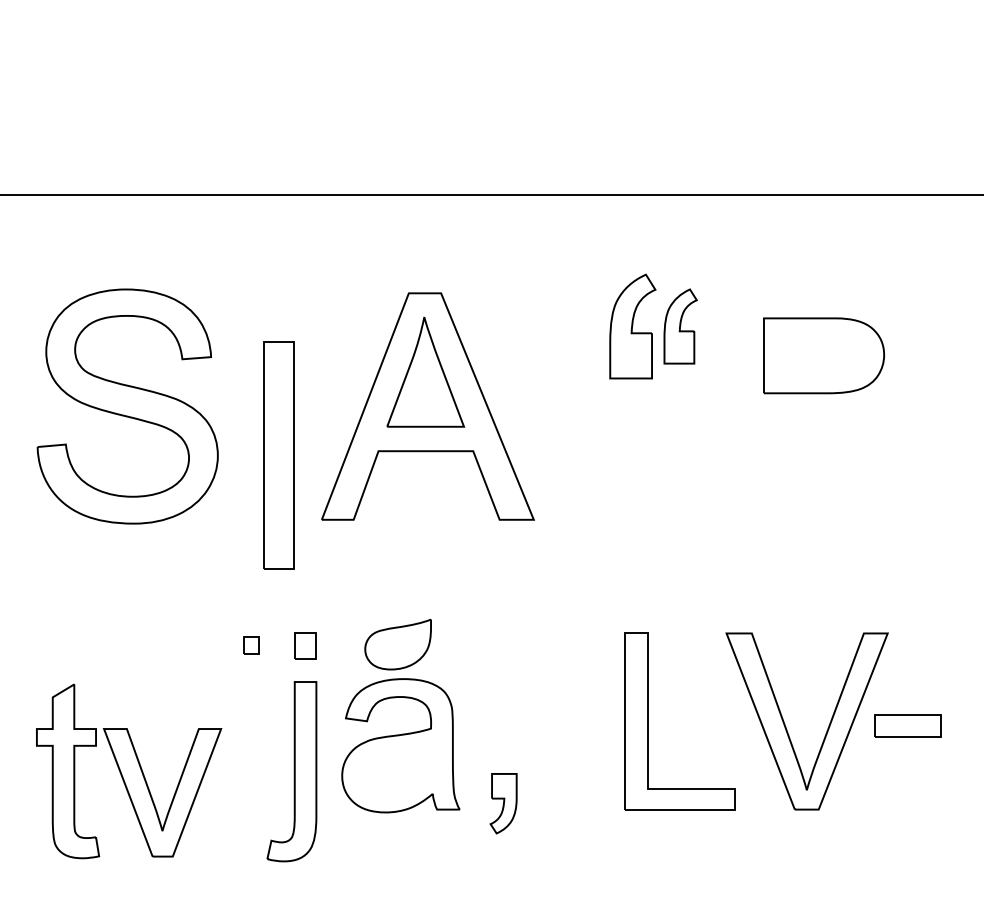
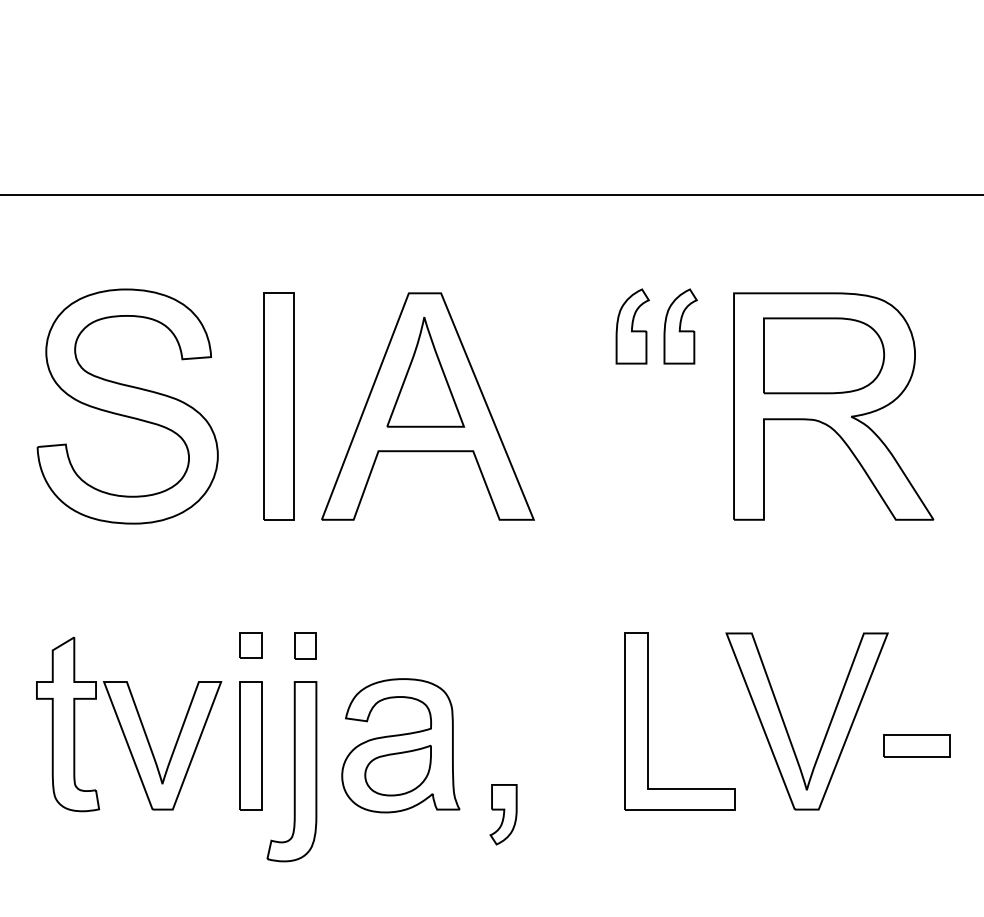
part size: 48x107 px -> 35x77 px (632, 326)
part: none -> present (833, 406)
part position: (278, 455) -> (278, 406) (278, 406)
part position: (397, 644) -> (397, 770) (397, 770)
part size: 17x19 px -> 24x27 px (250, 645)
part position: (907, 725) -> (916, 745) (916, 745)
part: none -> present (250, 745)
part position: (129, 771) -> (129, 724) (129, 724)
part position: (503, 803) -> (503, 814) (503, 814)
